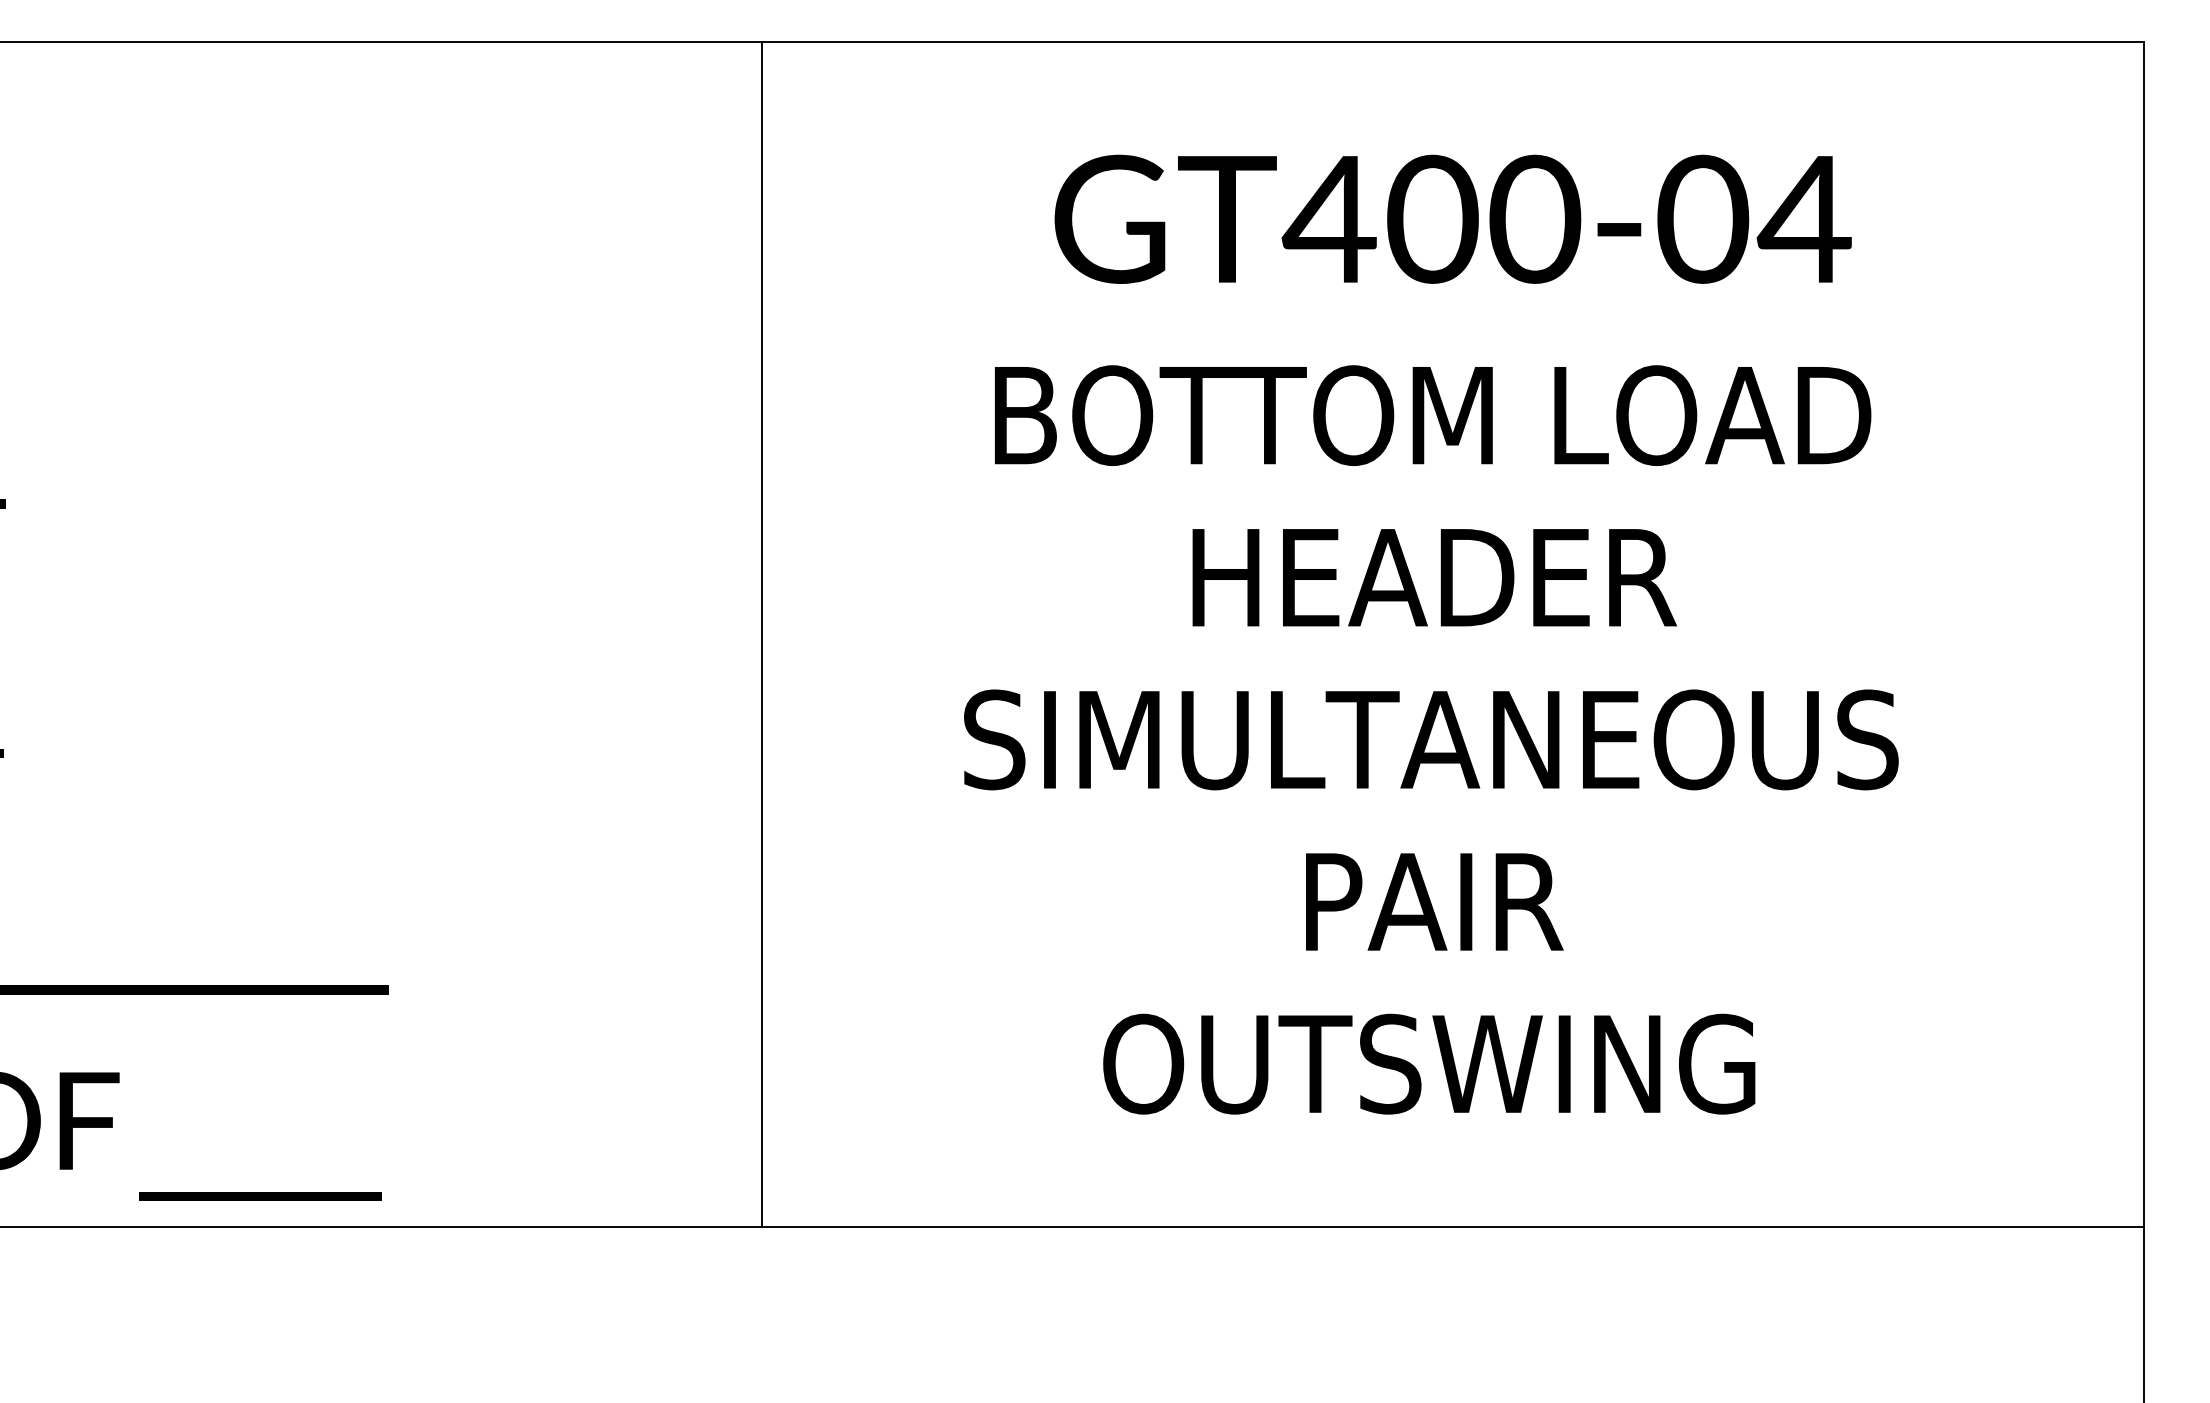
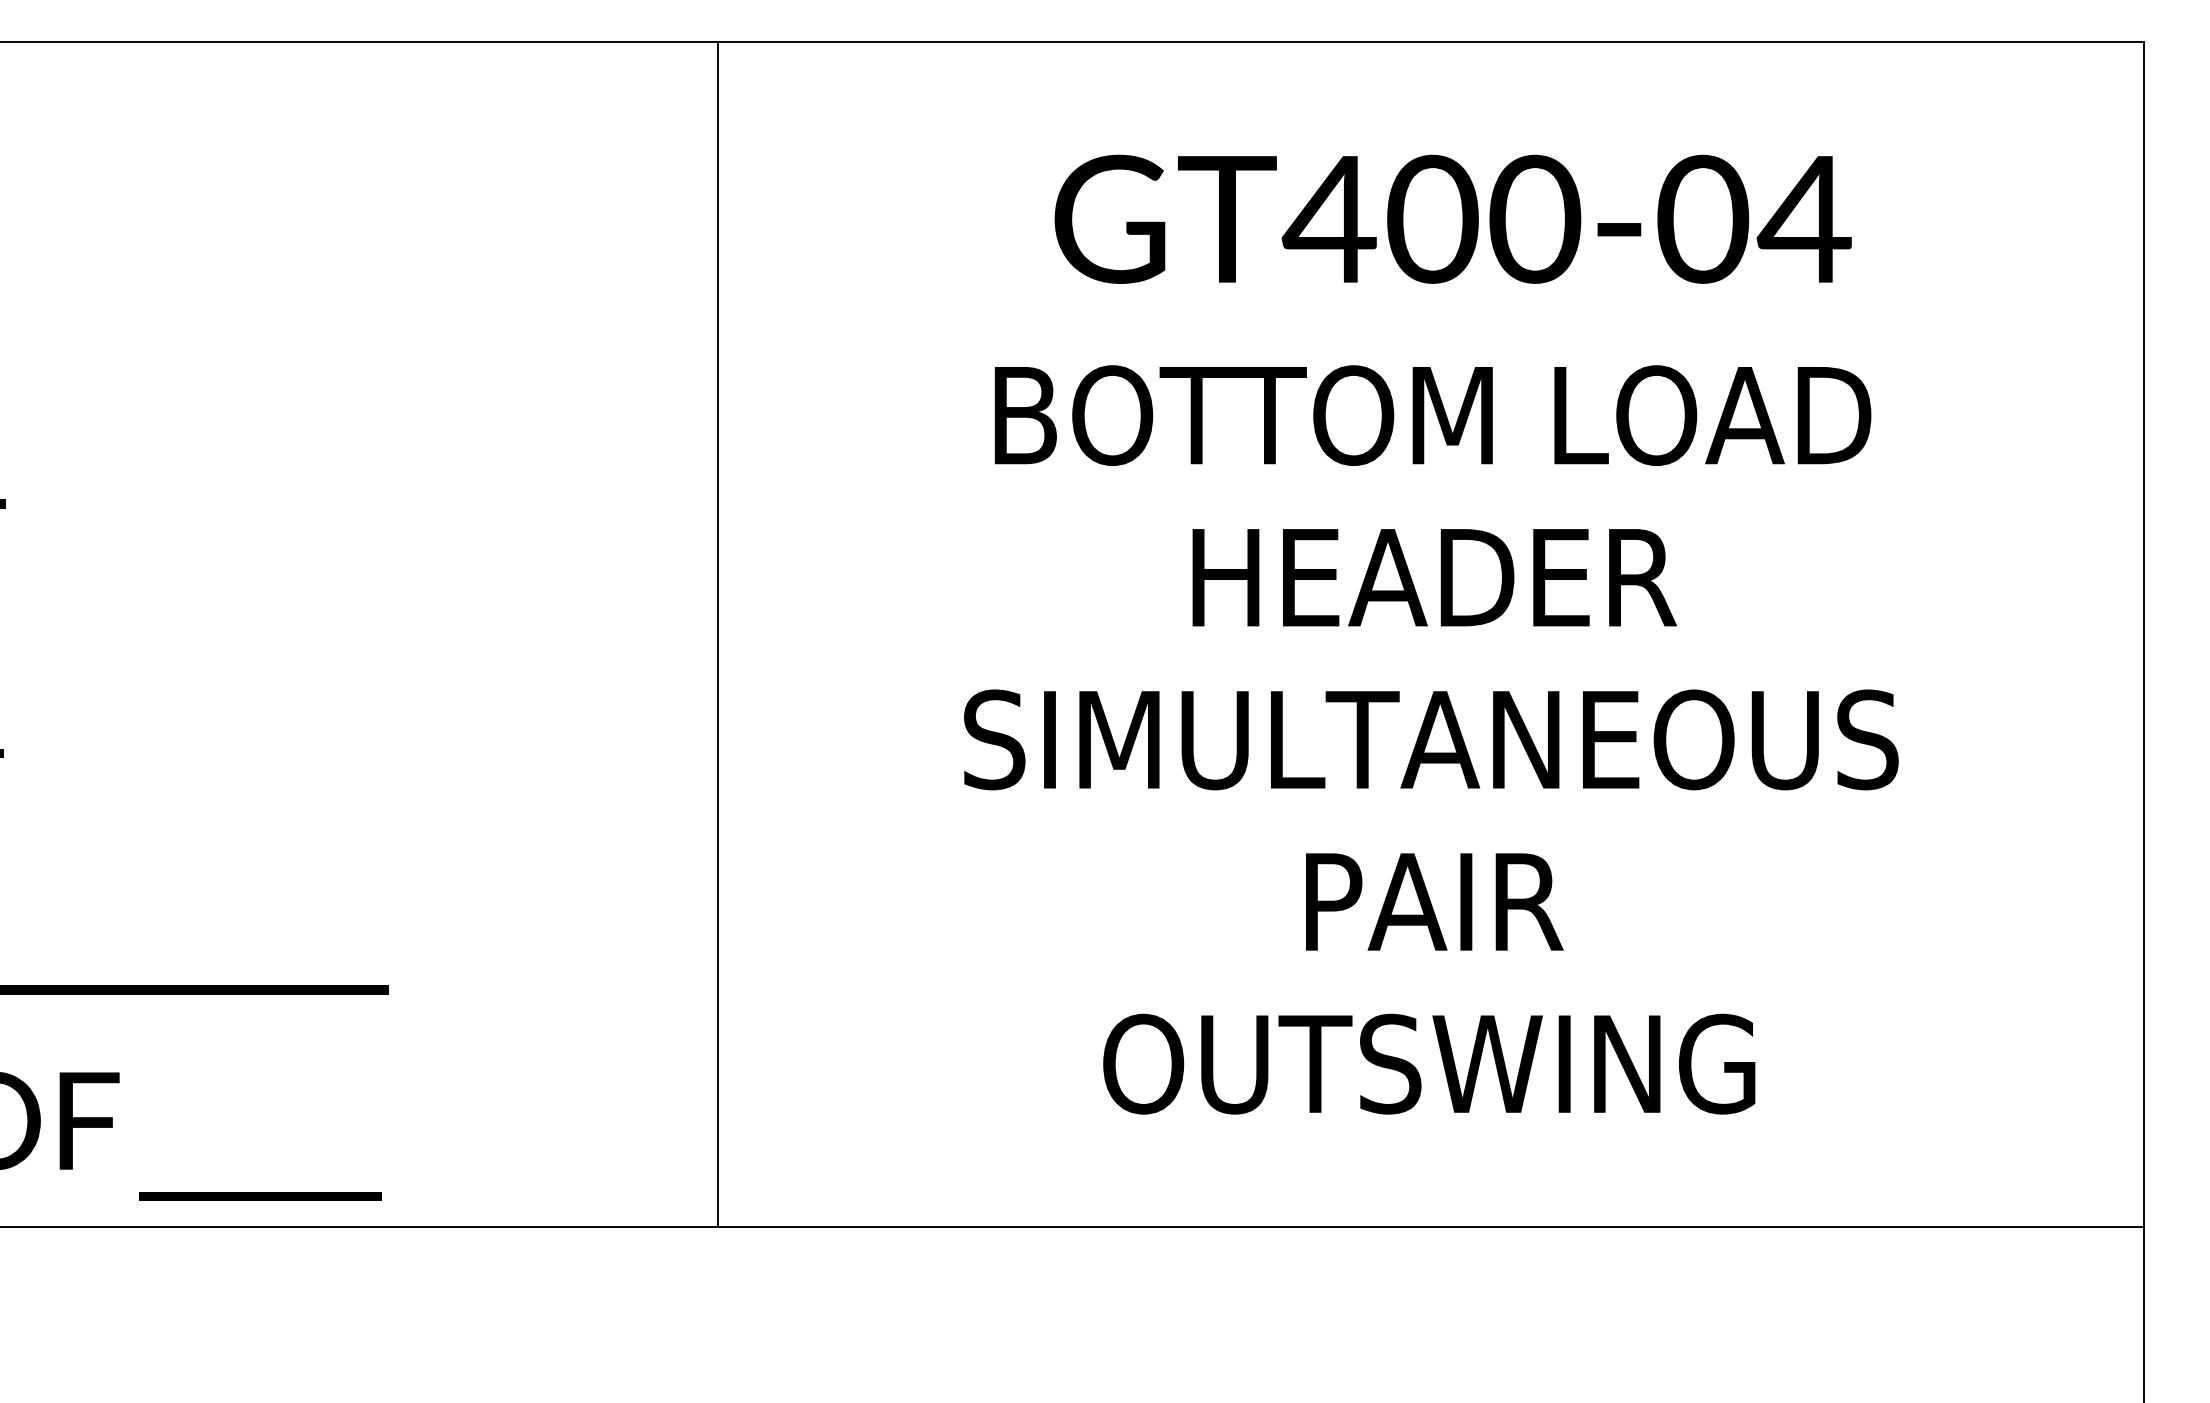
line position: (761, 634) -> (717, 634) (717, 634)
